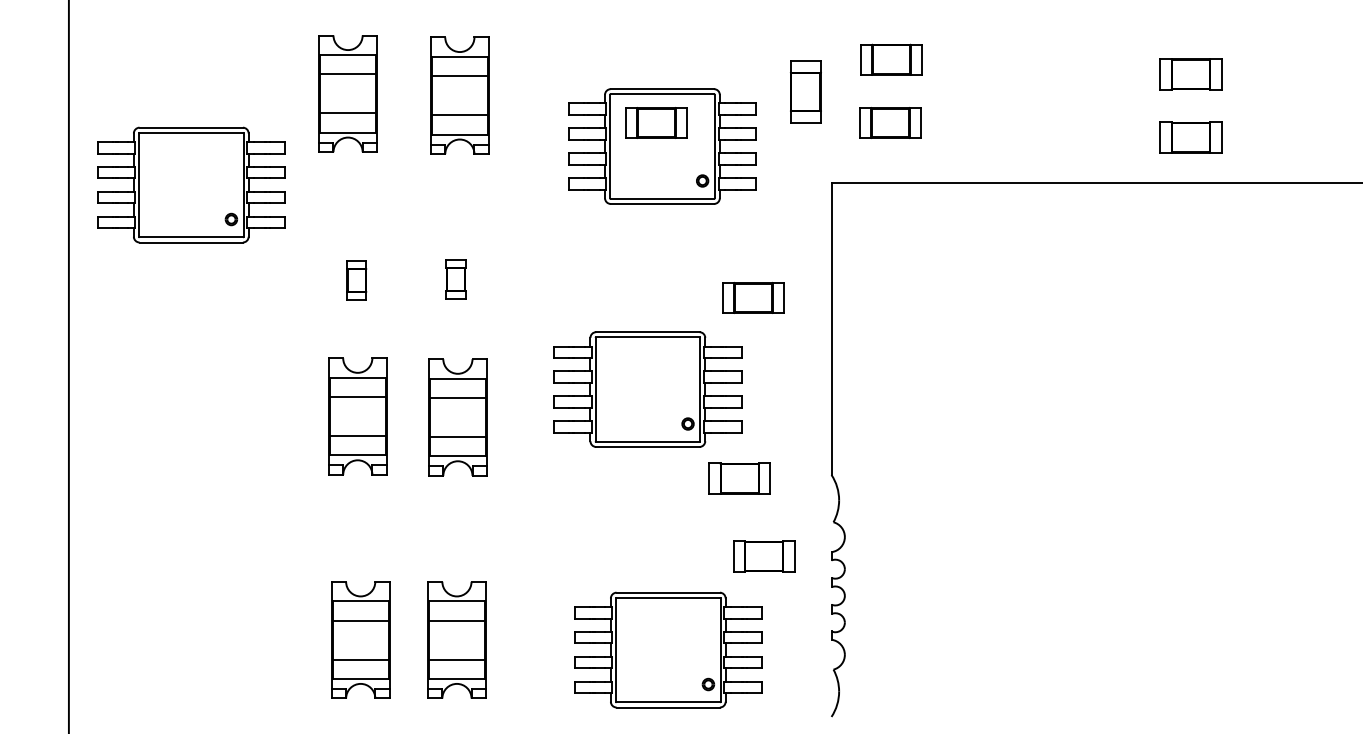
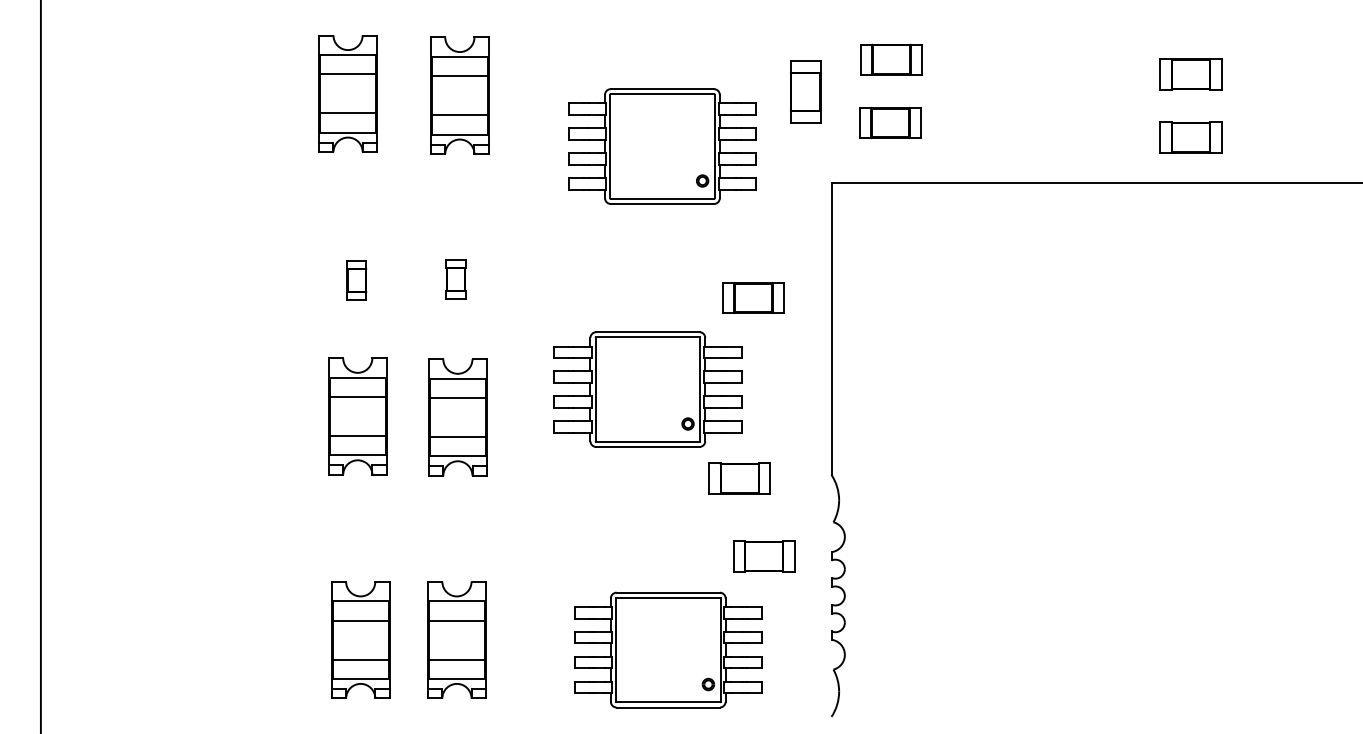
part: present -> none (656, 122)
part: present -> none (191, 184)
line position: (68, 366) -> (40, 366) (40, 366)
